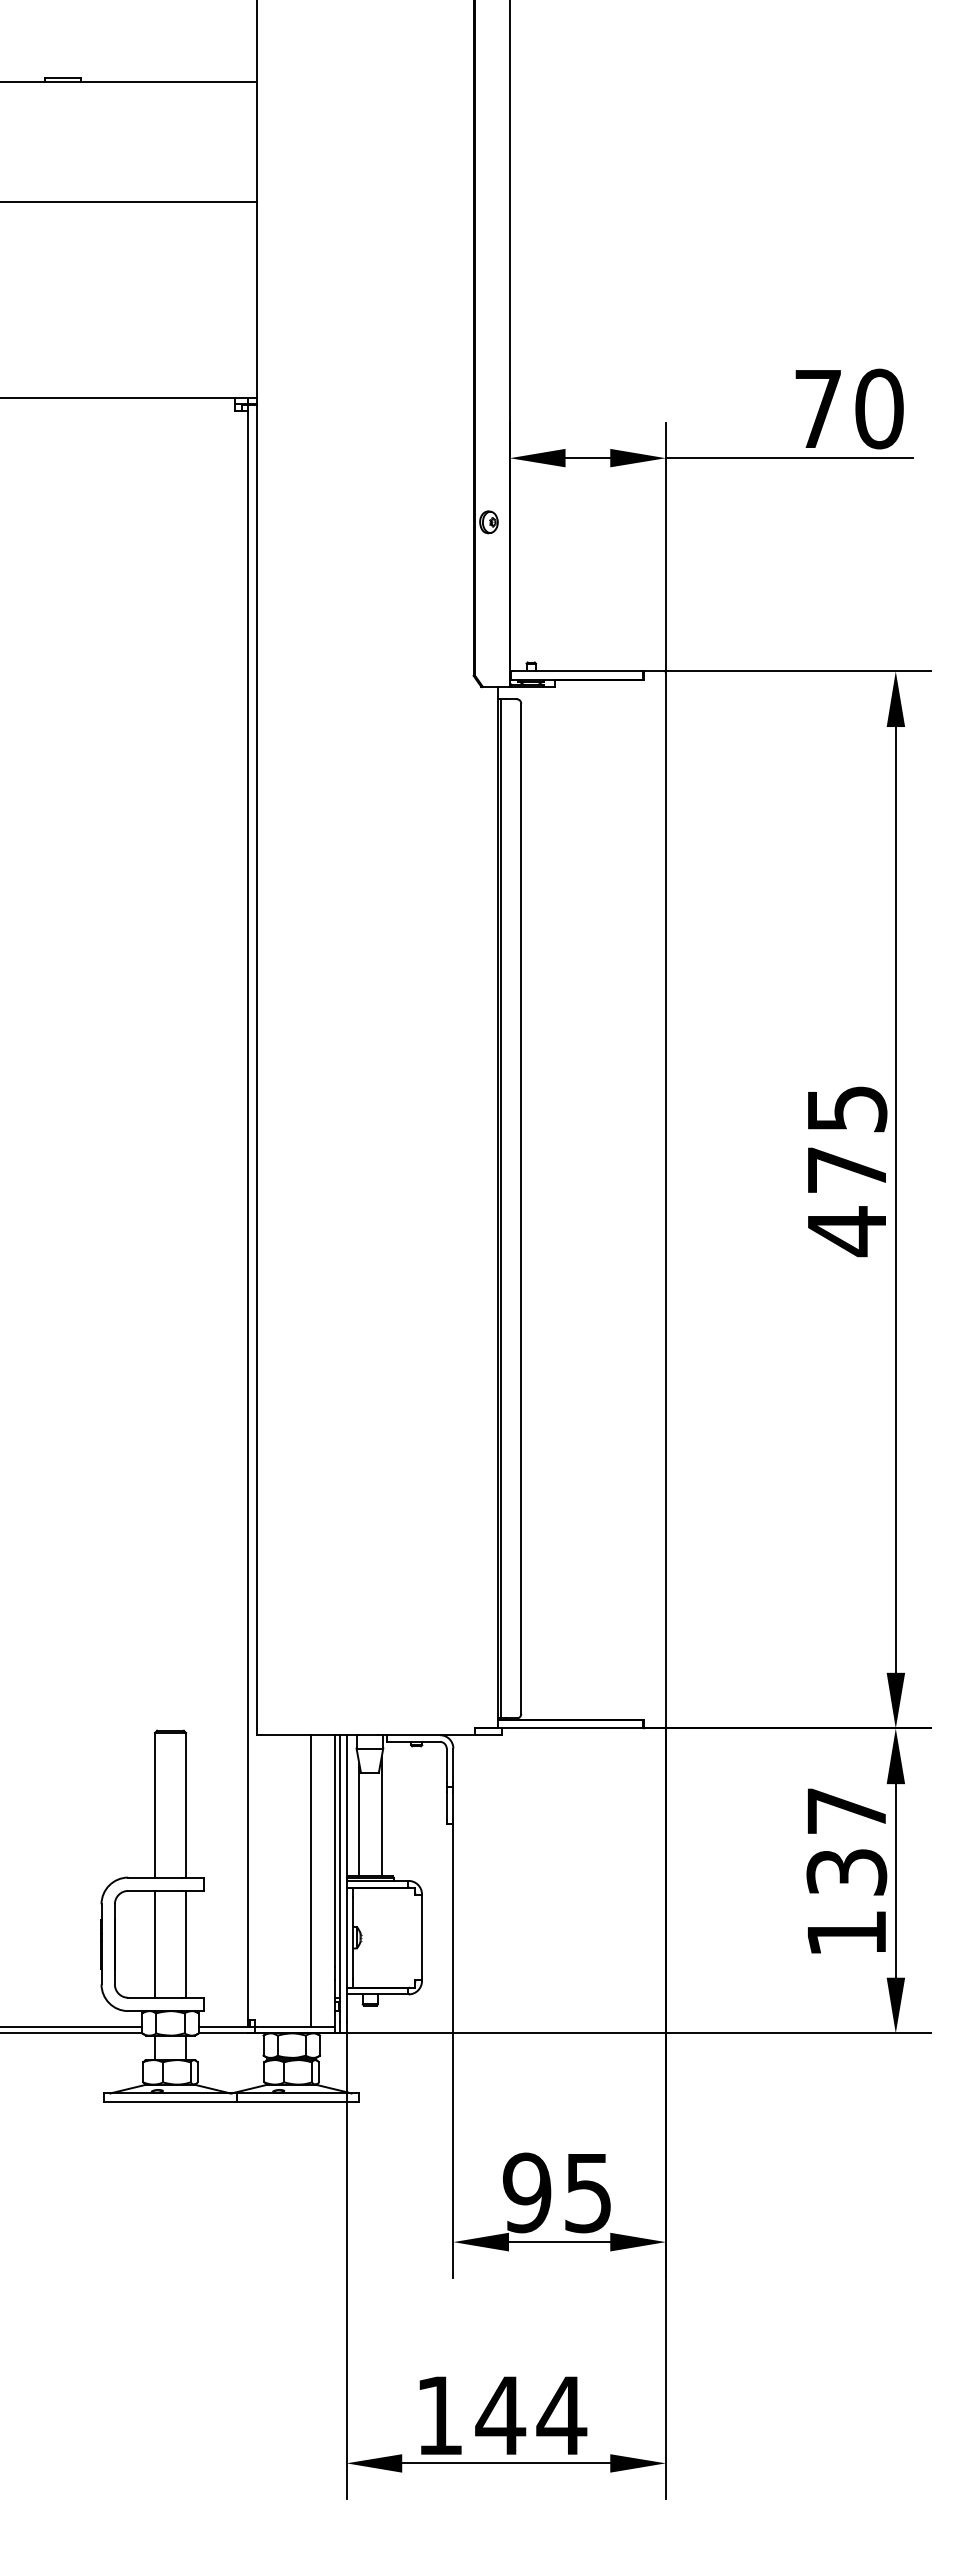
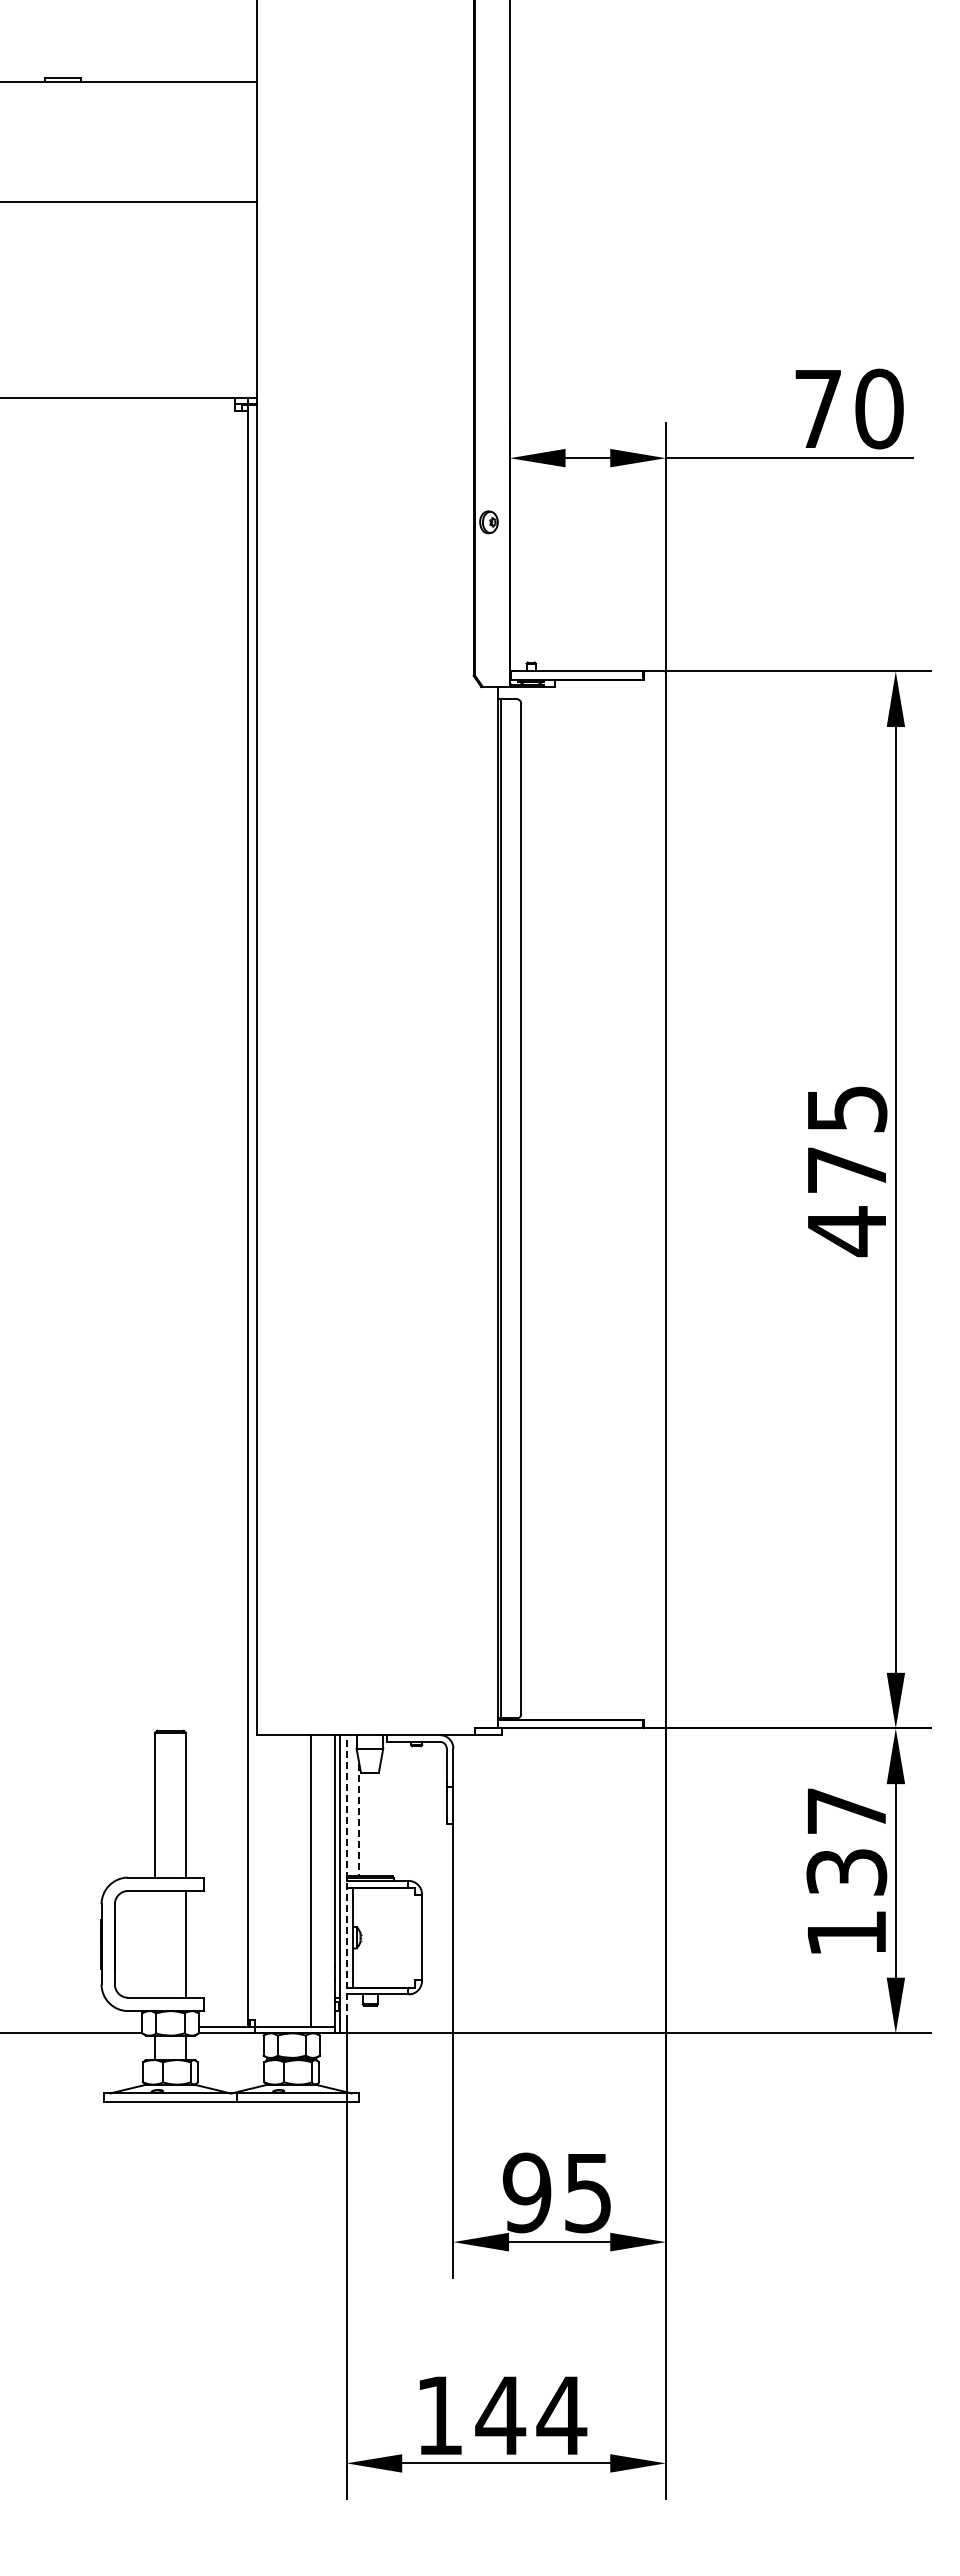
line: present -> none (381, 1816)
line: solid -> dashed (359, 1820)
line: solid -> dashed (346, 1878)
line: present -> none (154, 1943)
line: present -> none (72, 2026)
